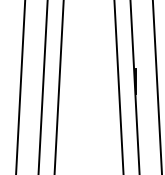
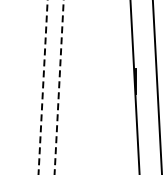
line: present -> none (20, 86)
line: present -> none (118, 86)
line: solid -> dashed (43, 87)
line: solid -> dashed (59, 87)
